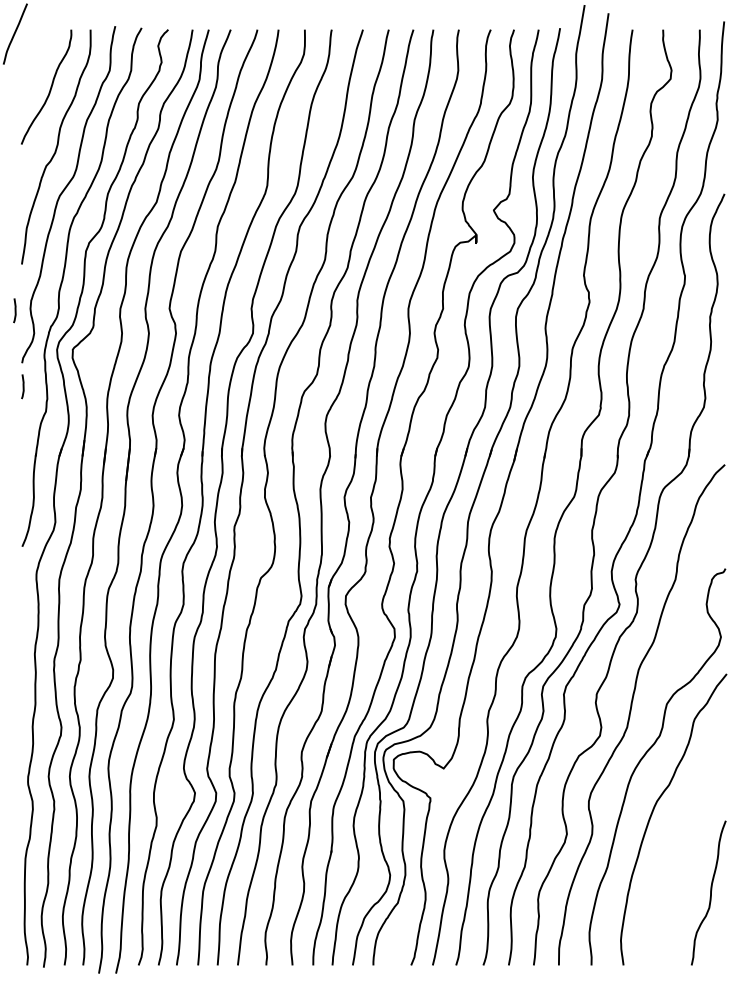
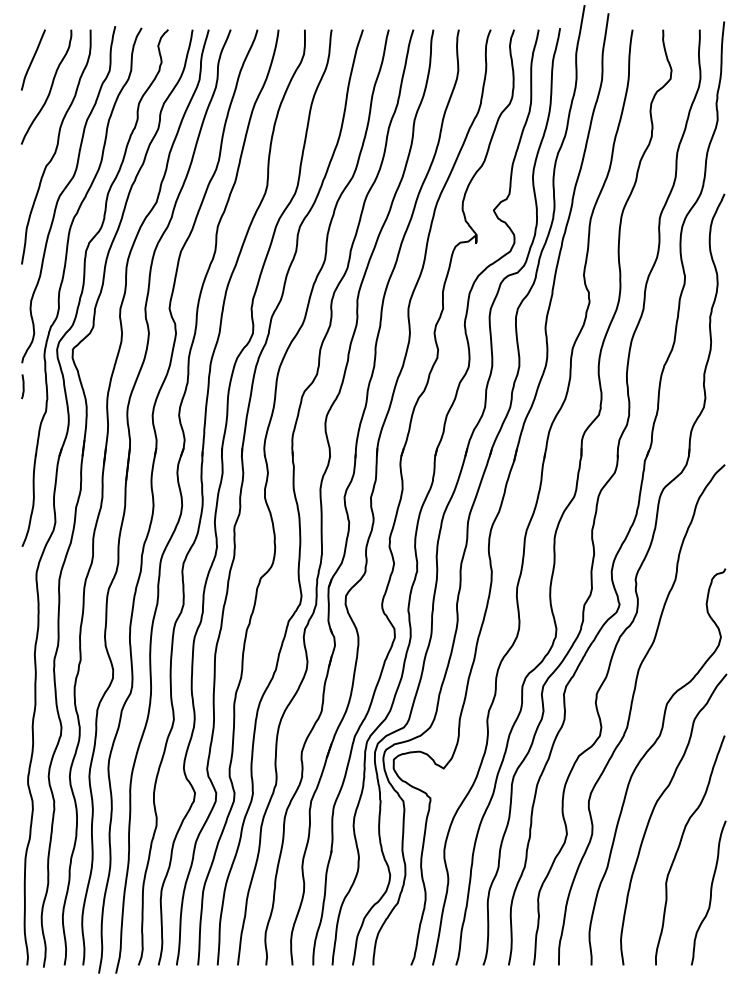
curve position: (15, 33) -> (33, 59) (33, 59)
line: present -> none (14, 310)
curve: none -> present (680, 845)
